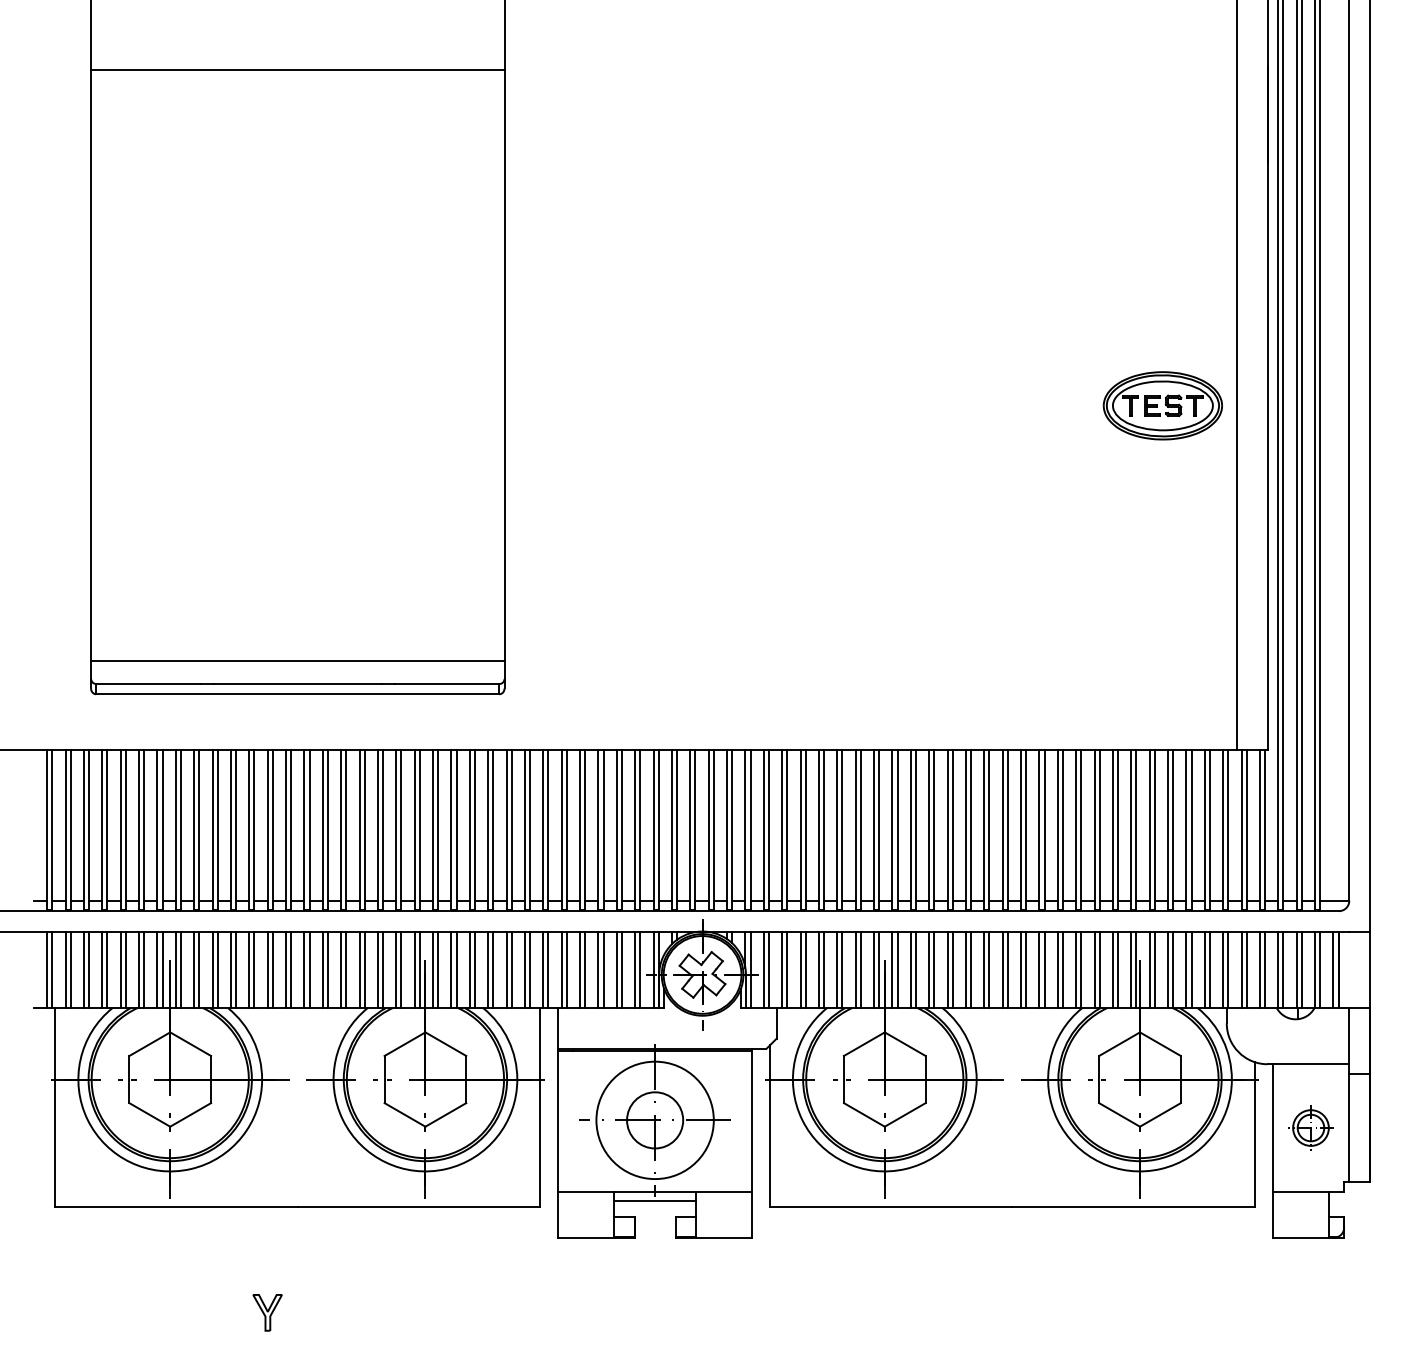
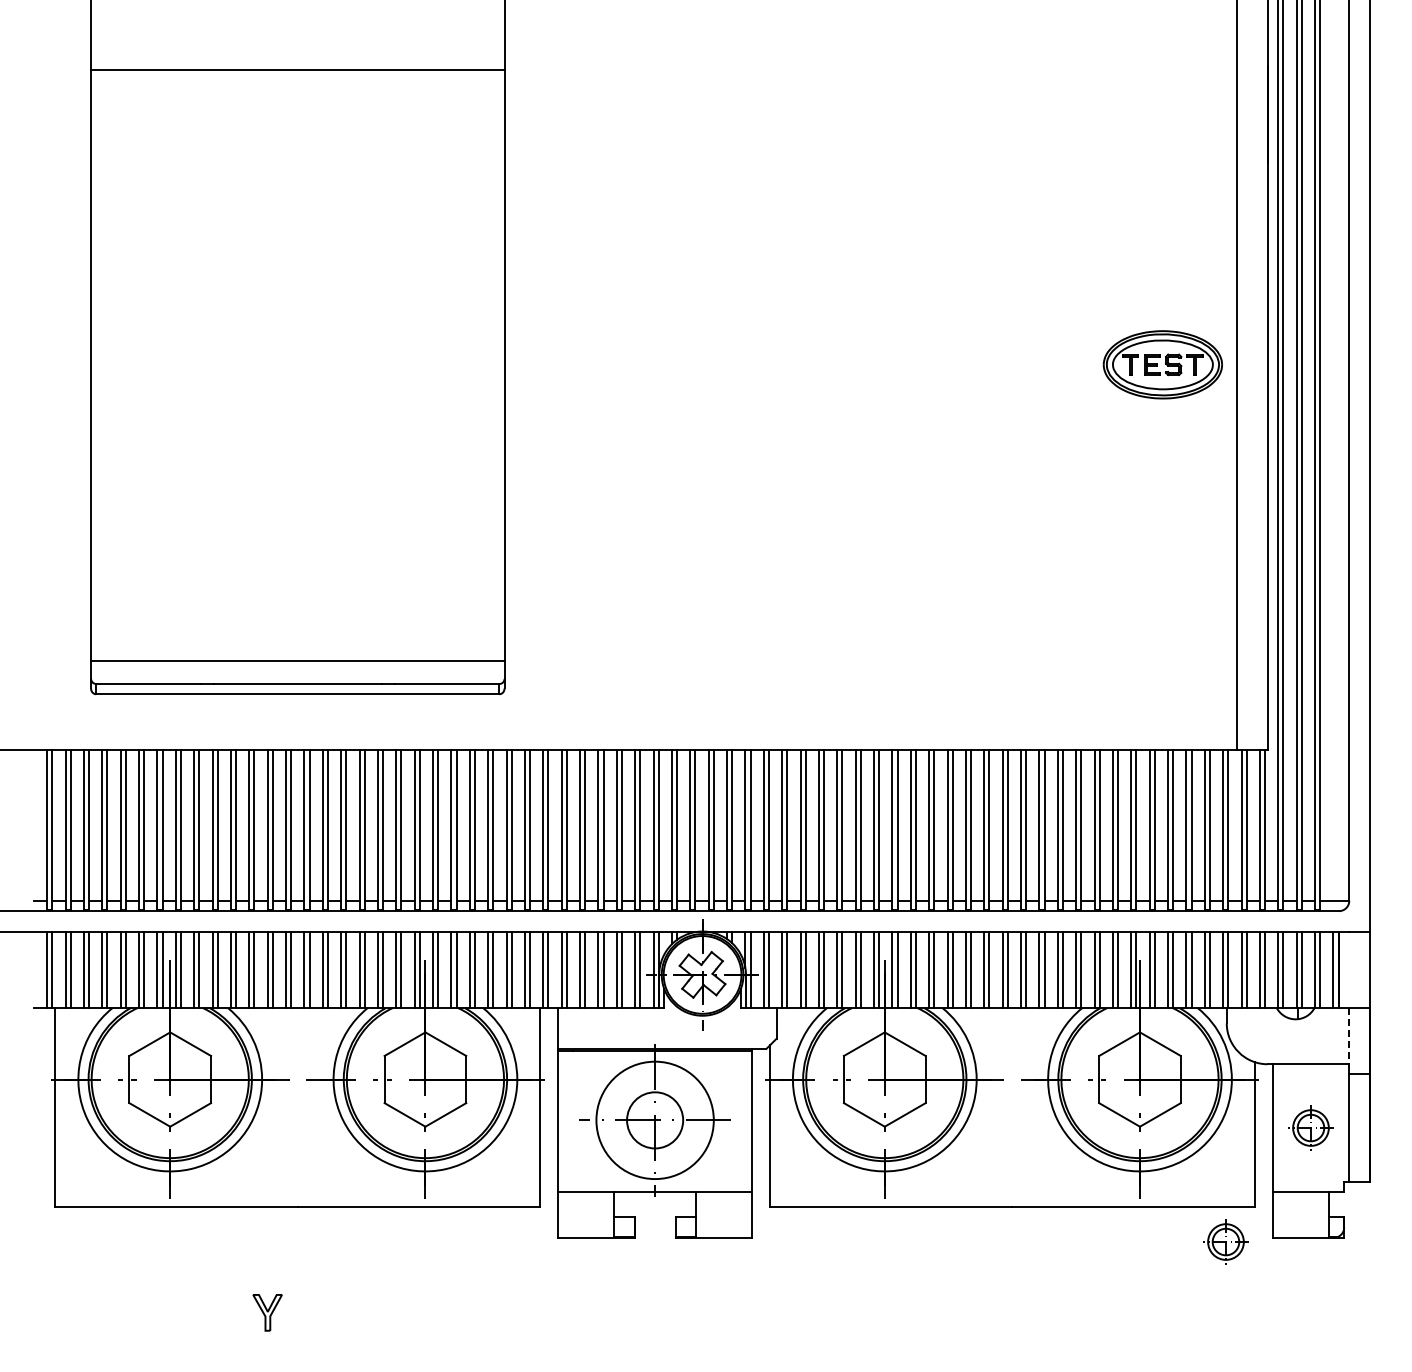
part position: (1162, 405) -> (1162, 364) (1162, 364)
line: solid -> dashed (1349, 1036)
line: present -> none (654, 1201)
part: none -> present (1225, 1241)
